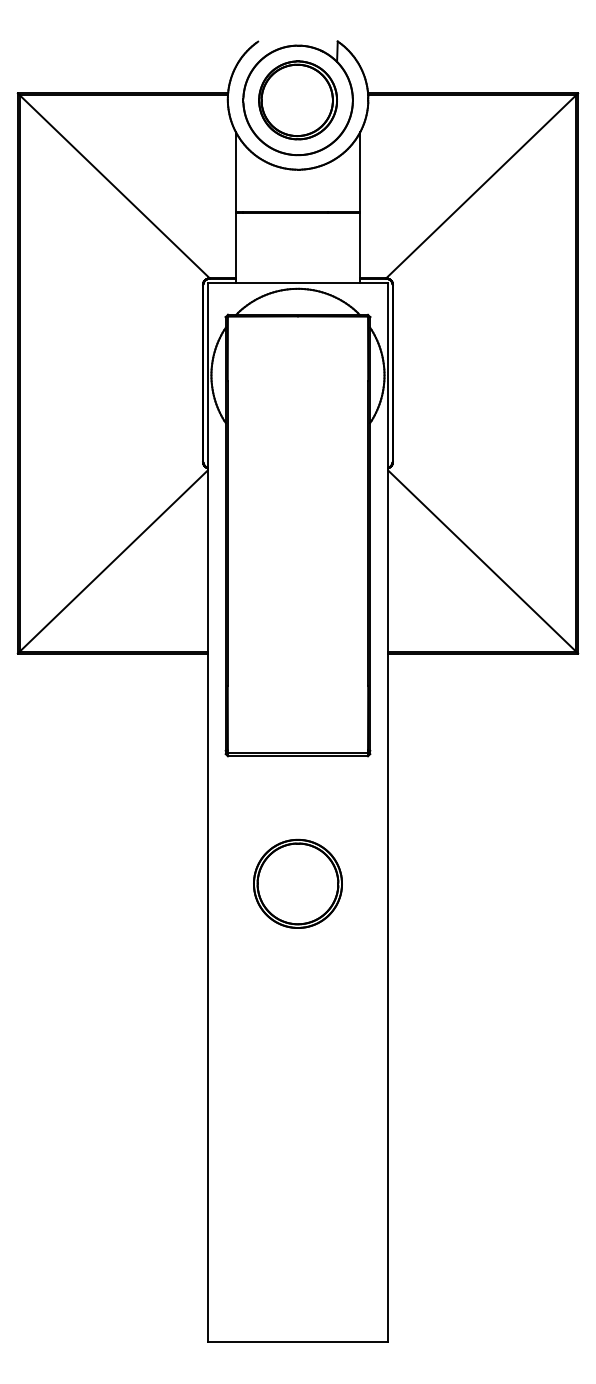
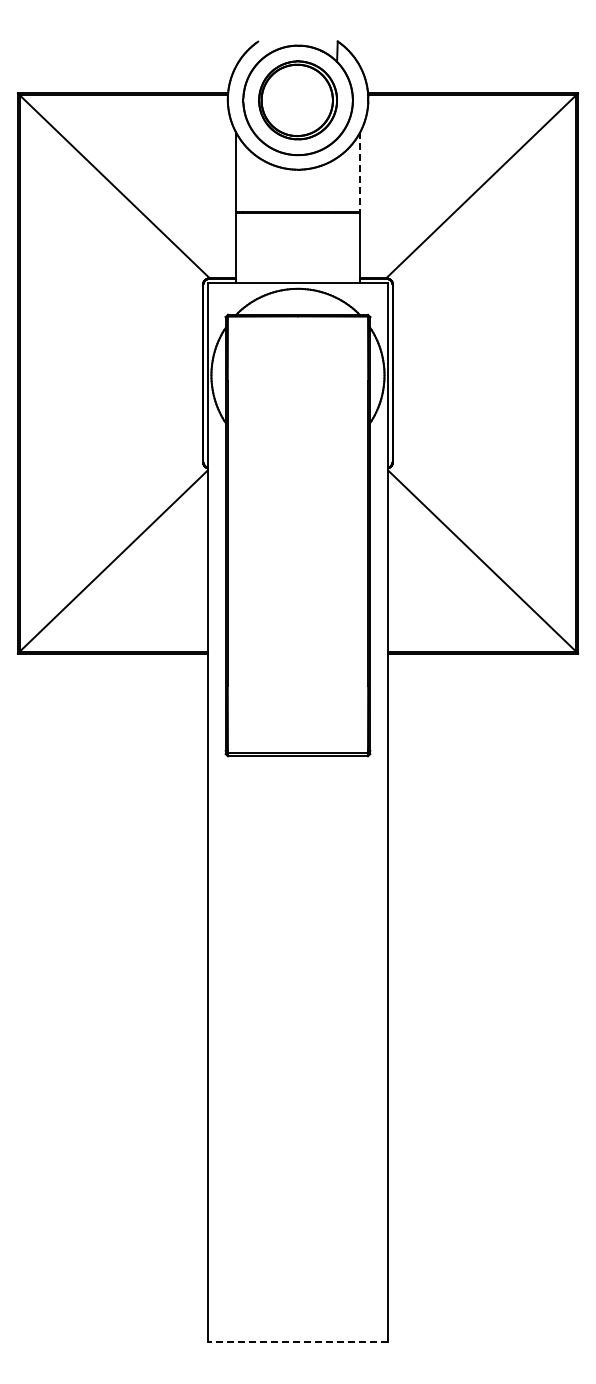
line: solid -> dashed (360, 172)
part: present -> none (297, 883)
line: solid -> dashed (297, 1342)
